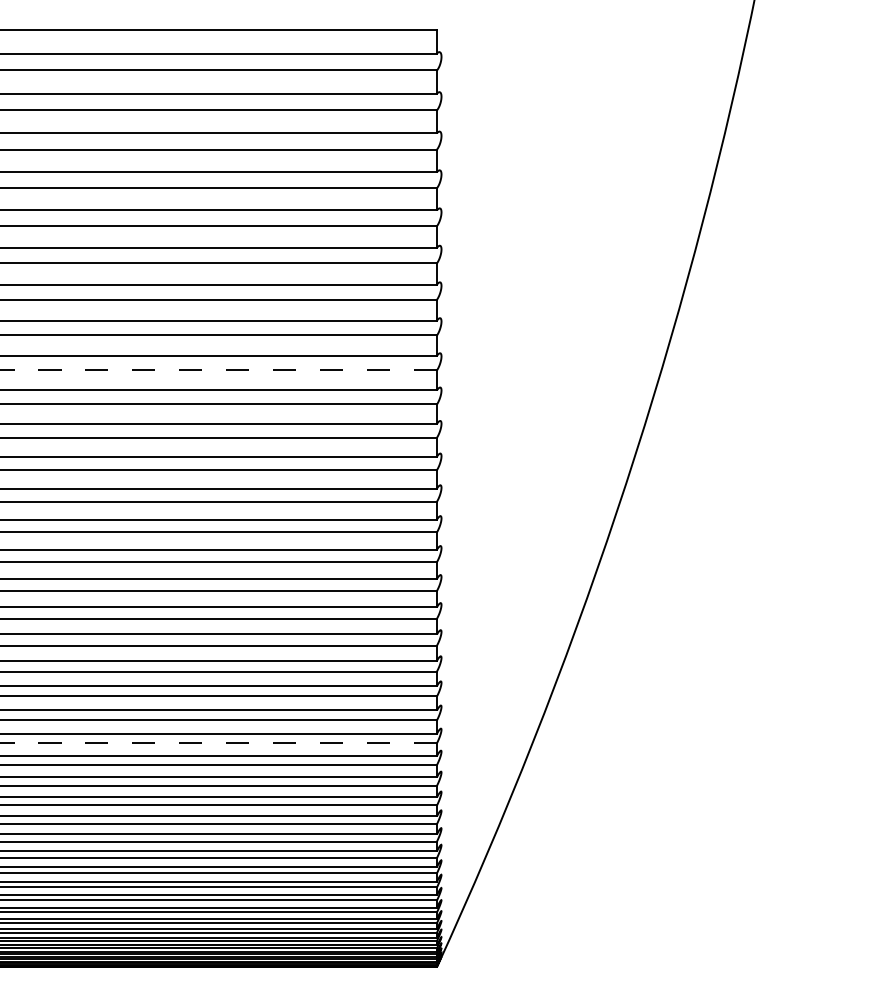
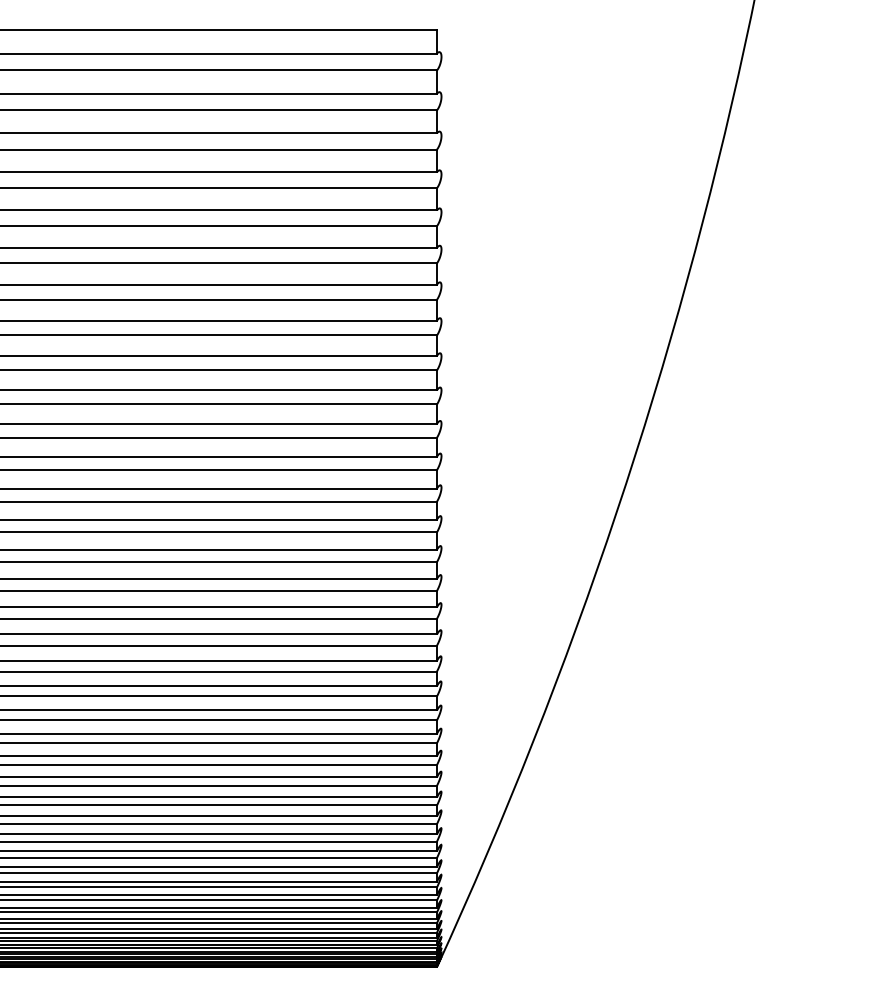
line: dashed -> solid (219, 370)
line: dashed -> solid (219, 743)
